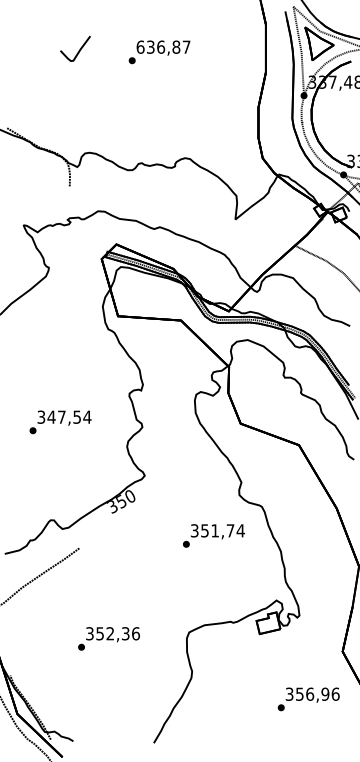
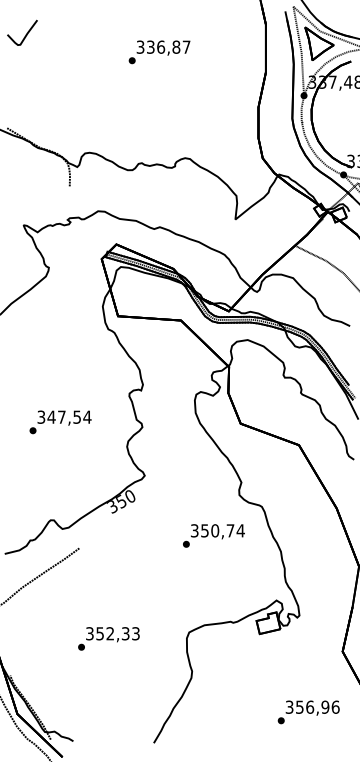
text: 636,87 -> 336,87 (140, 46)
curve position: (78, 50) -> (25, 34) (25, 34)
text: 351,74 -> 350,74 (215, 530)
text: 352,36 -> 352,33 (135, 633)
text position: (308, 699) -> (308, 712) (308, 712)
